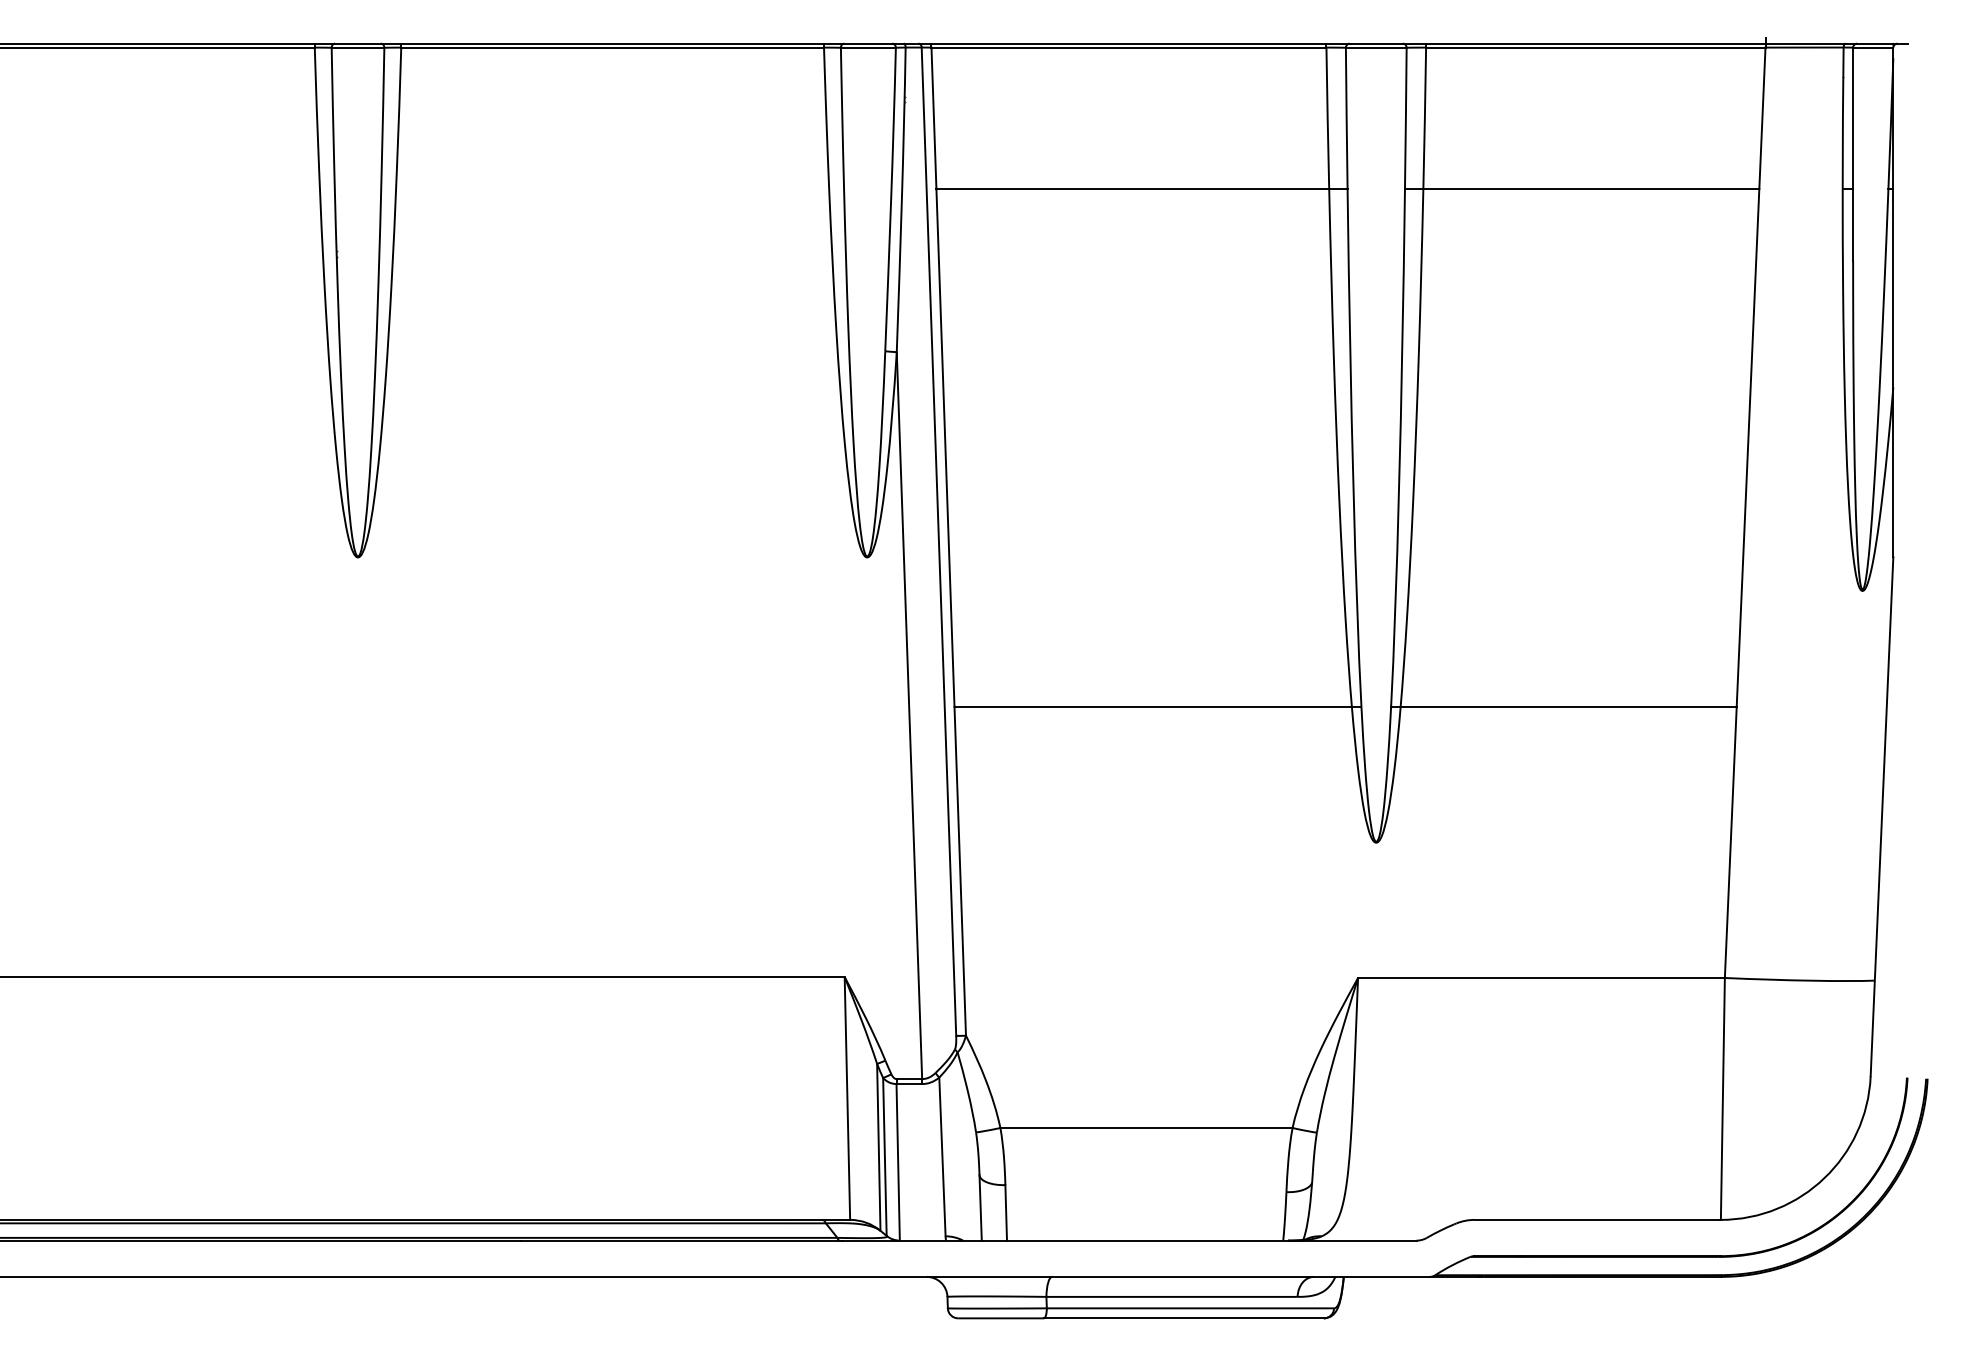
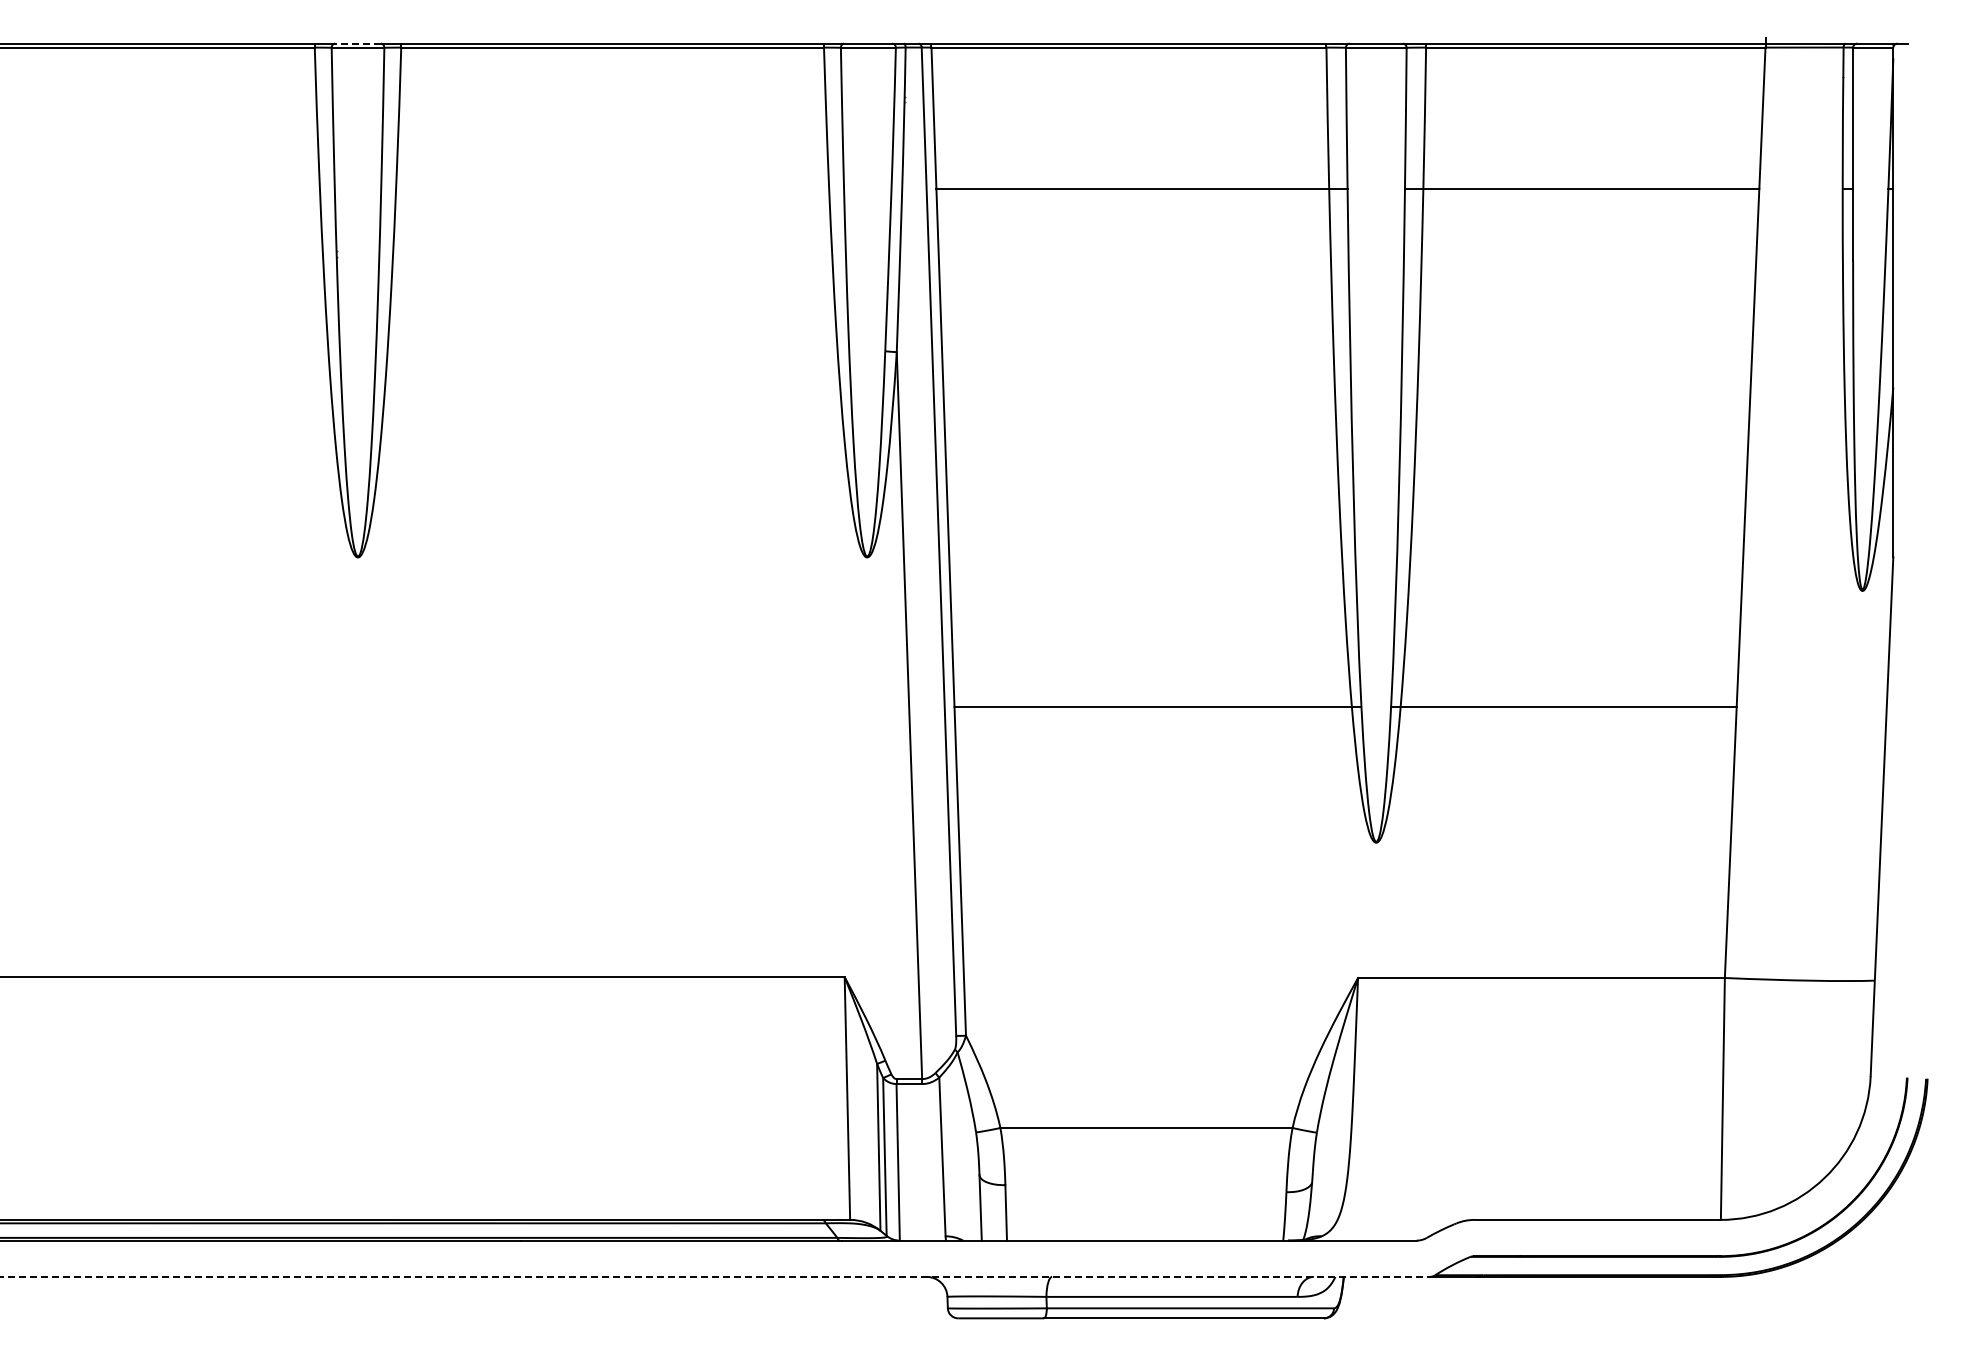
line: solid -> dashed (358, 43)
line: solid -> dashed (715, 1276)
